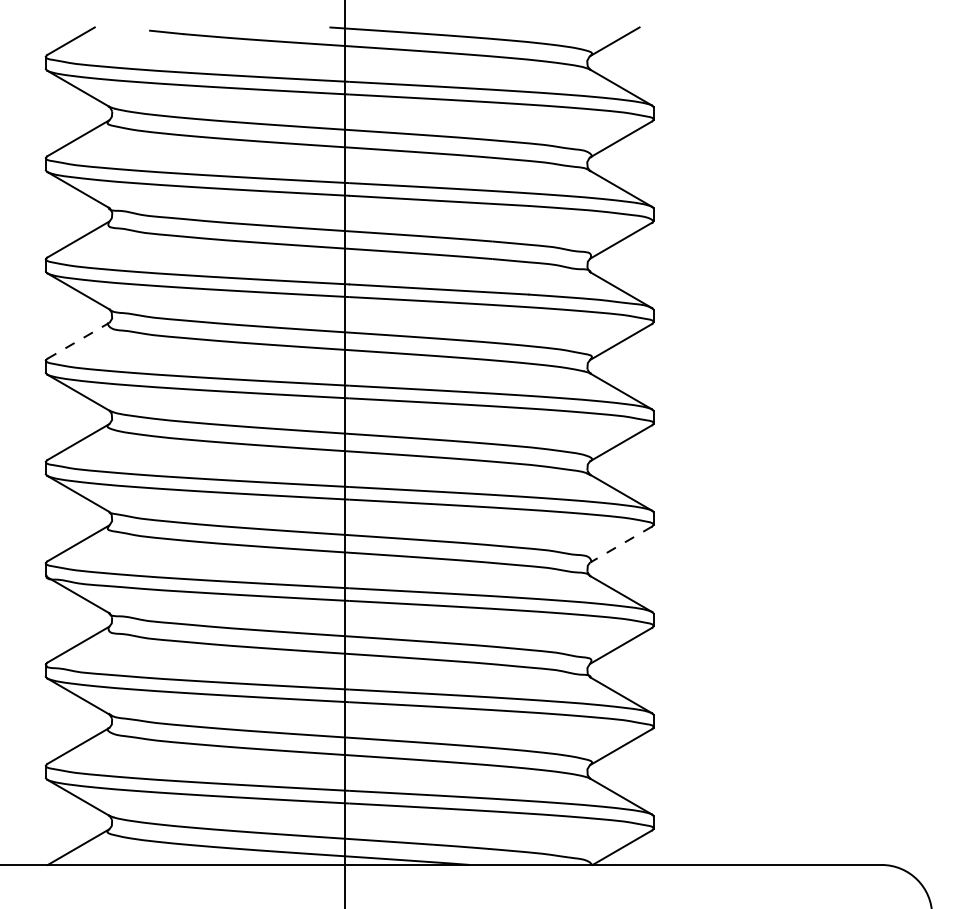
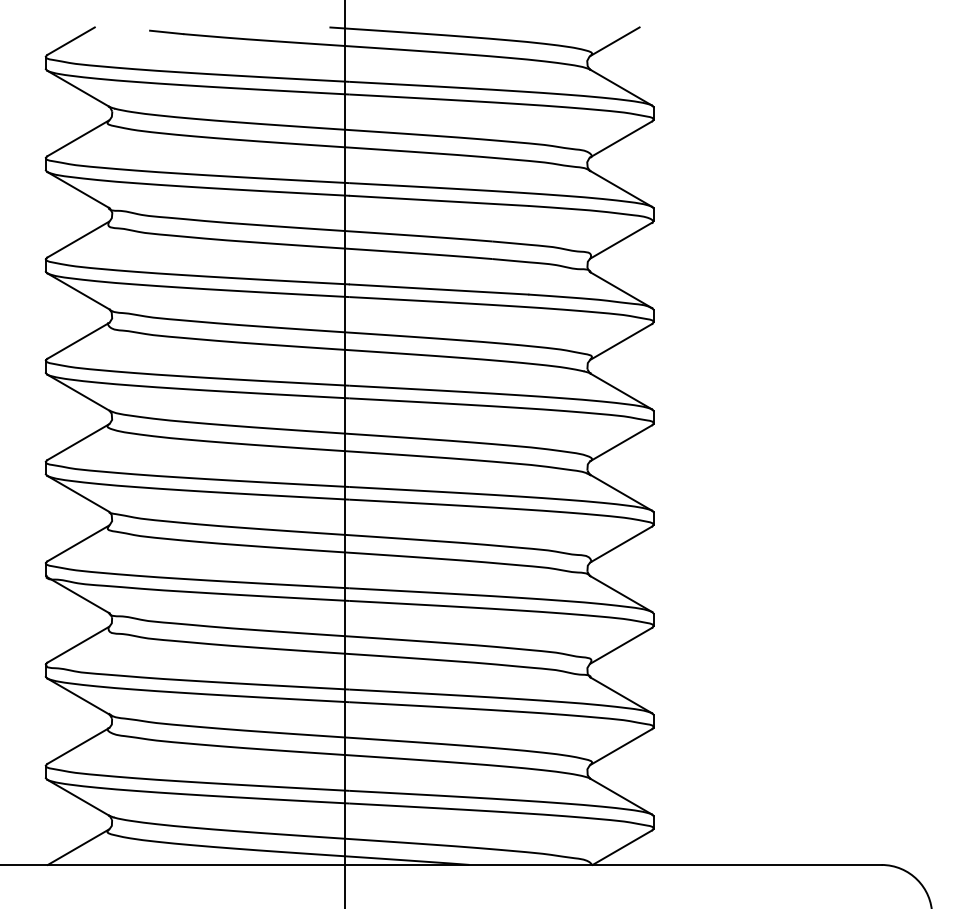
line: dashed -> solid (78, 340)
line: dashed -> solid (621, 544)
